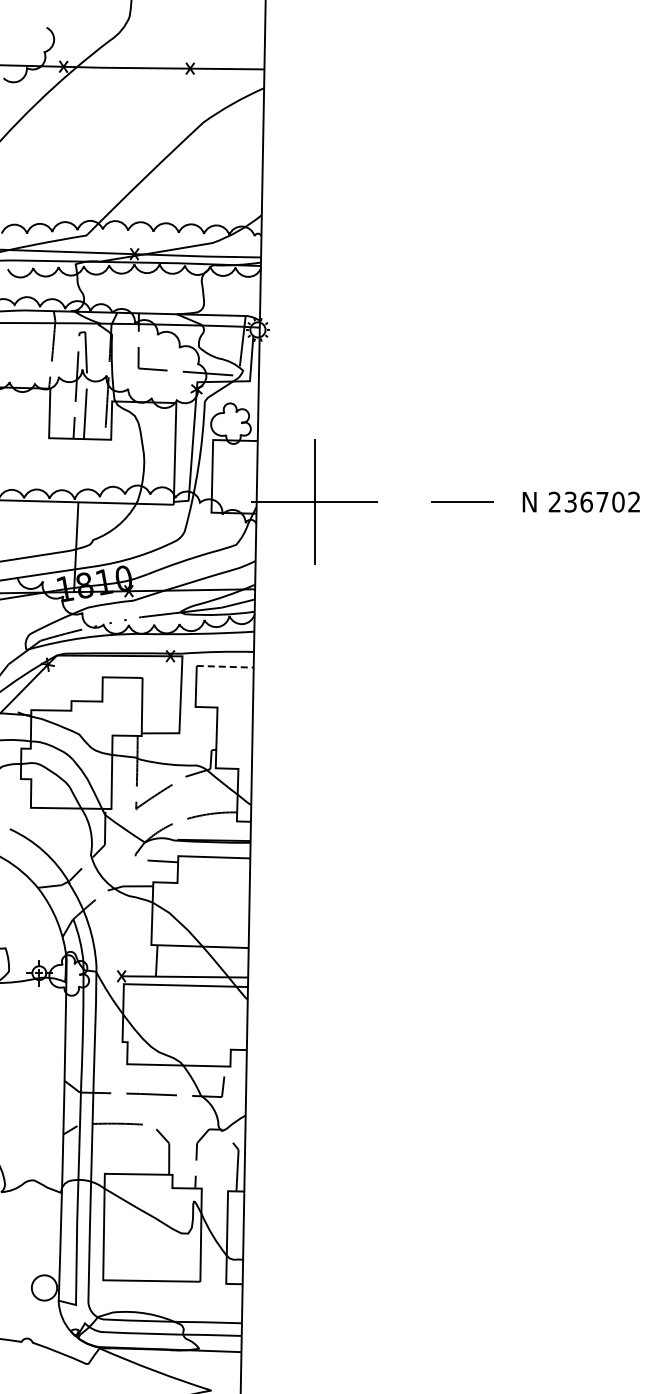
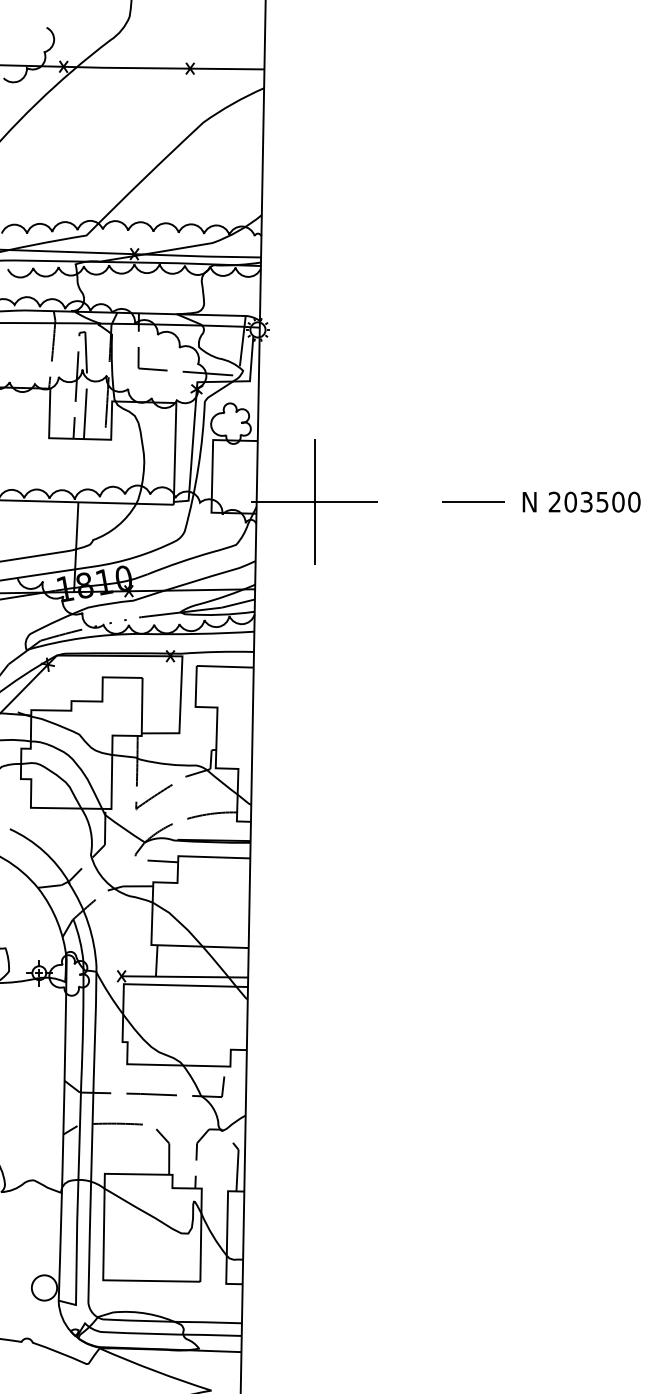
line position: (462, 501) -> (473, 501) (473, 501)
text: 236702 -> 203500 (602, 501)
line: dashed -> solid (225, 666)
